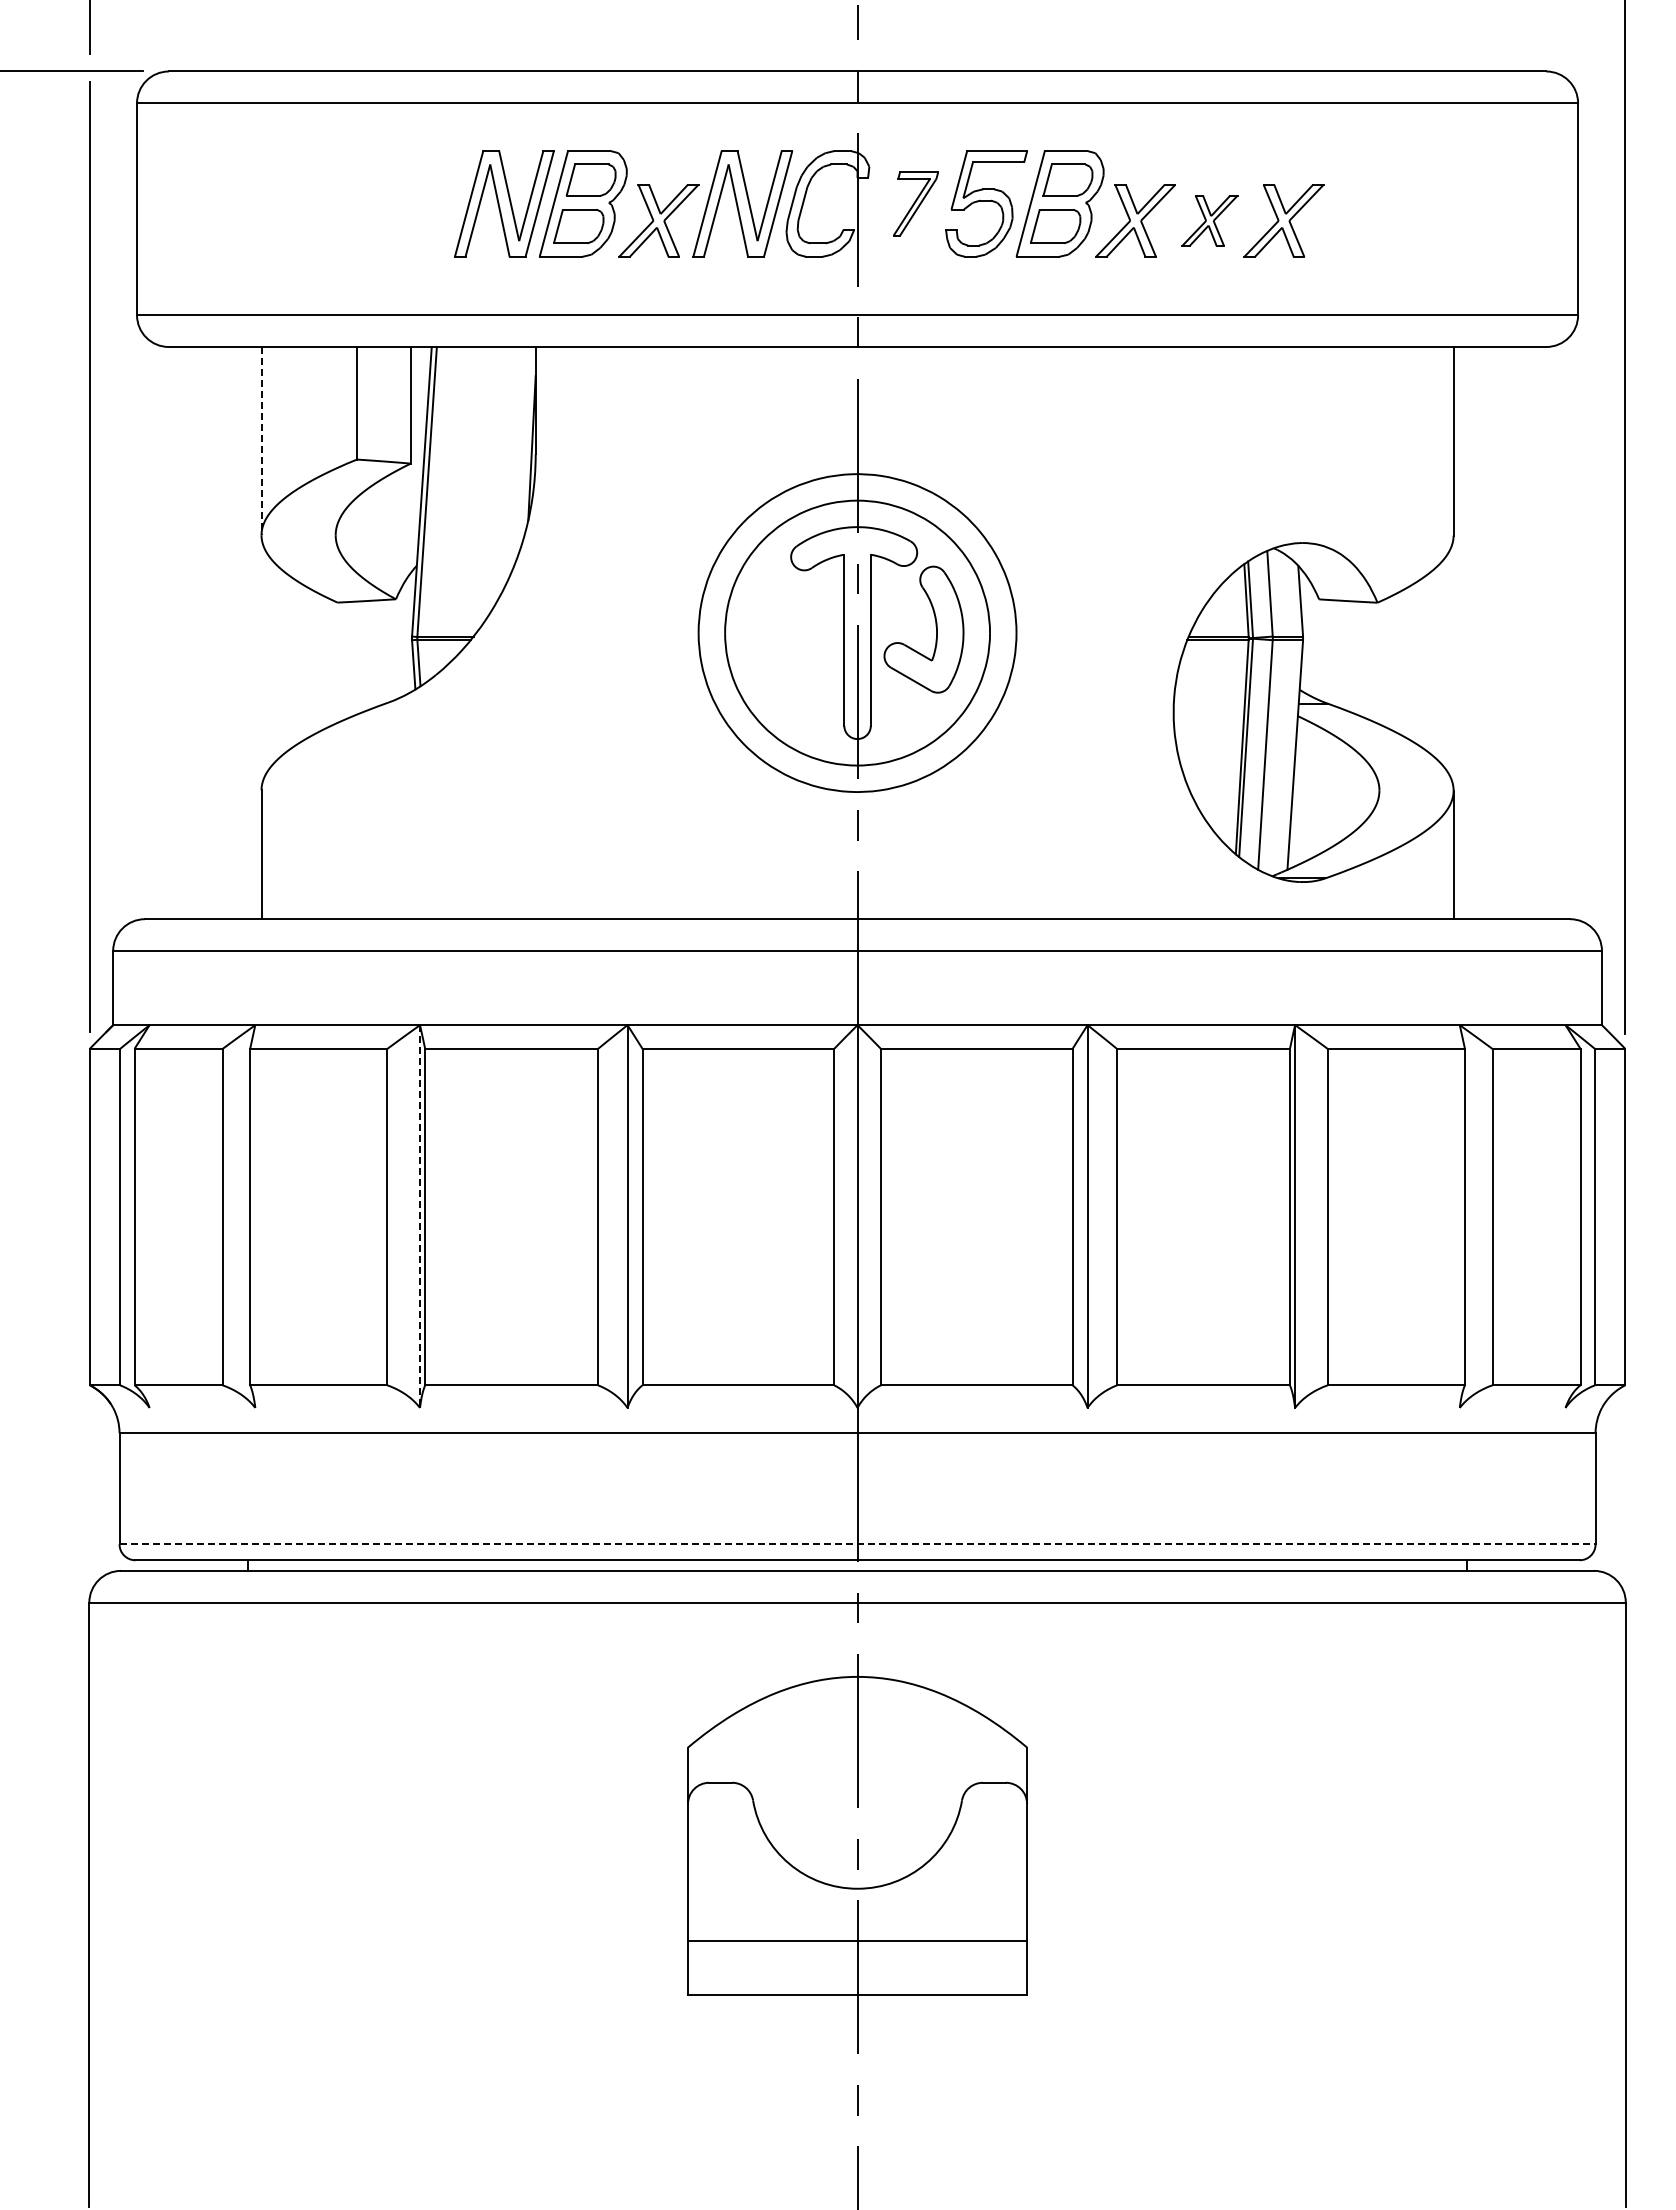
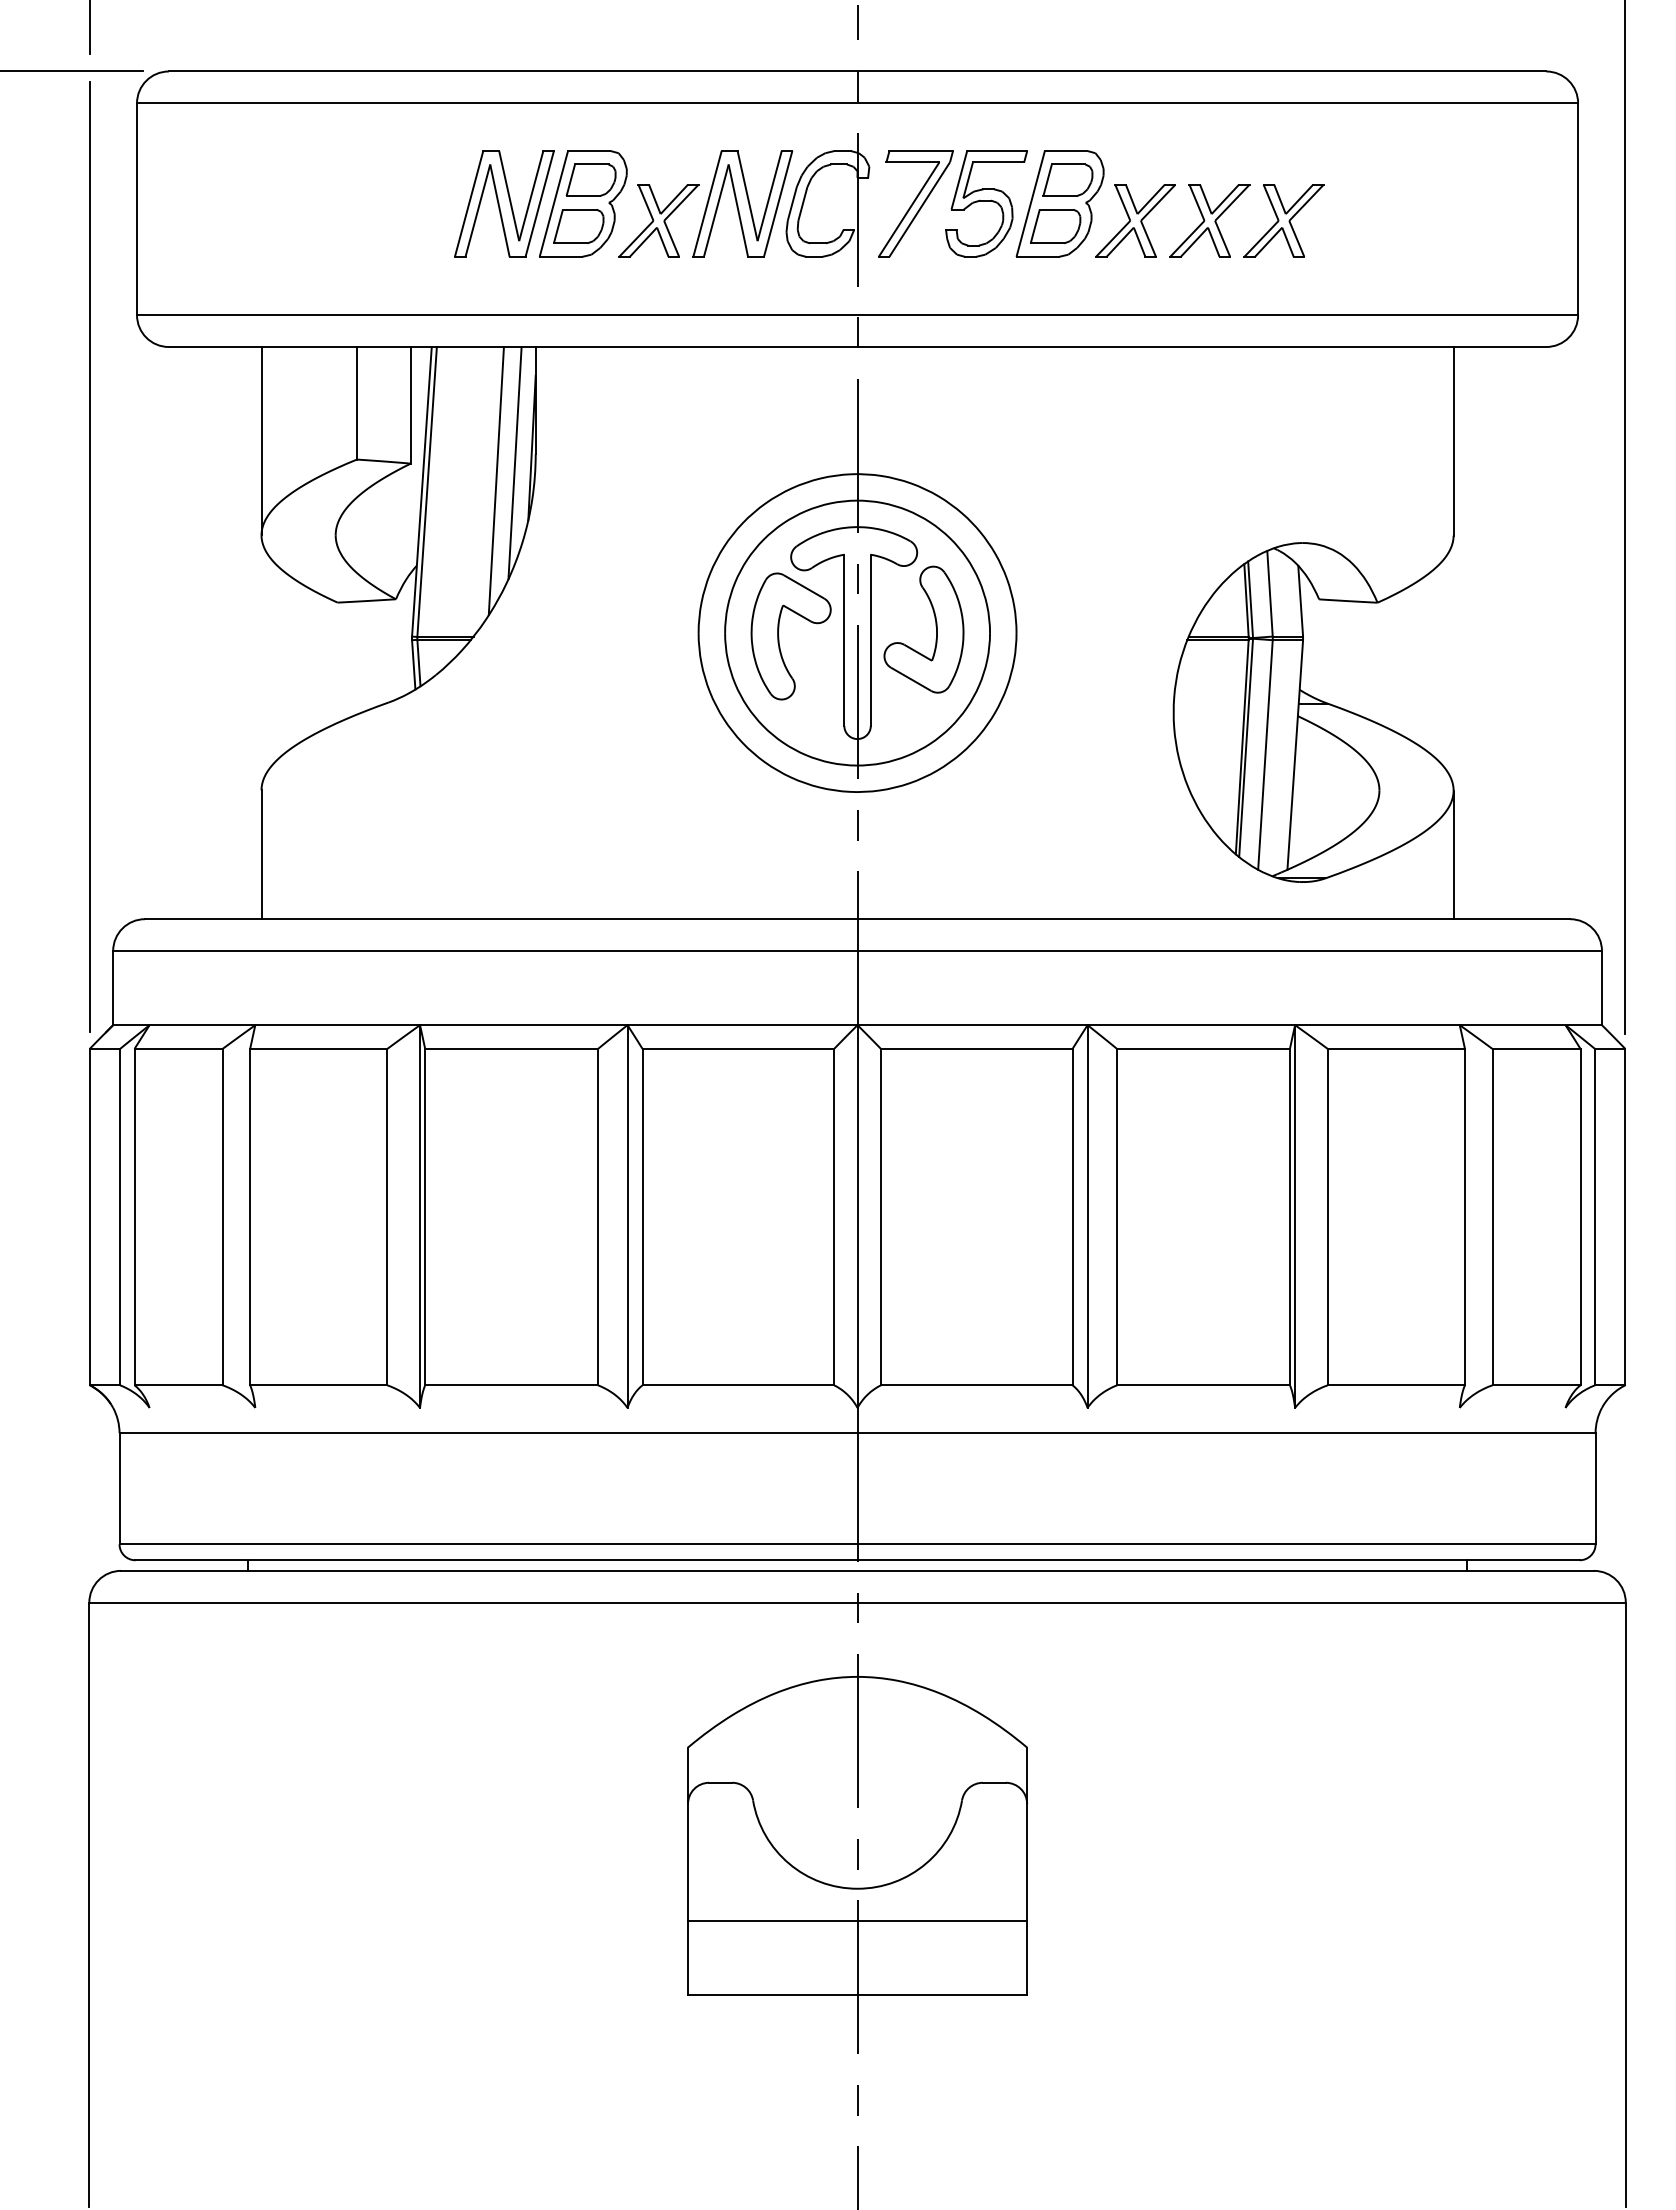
part size: 46x66 px -> 76x108 px (915, 203)
part size: 58x52 px -> 82x74 px (1209, 220)
line: dashed -> solid (261, 441)
line: none -> present (514, 463)
line: none -> present (495, 481)
part: none -> present (779, 636)
line: dashed -> solid (420, 1217)
line: dashed -> solid (858, 1544)
line position: (857, 1941) -> (857, 1921) (857, 1921)
